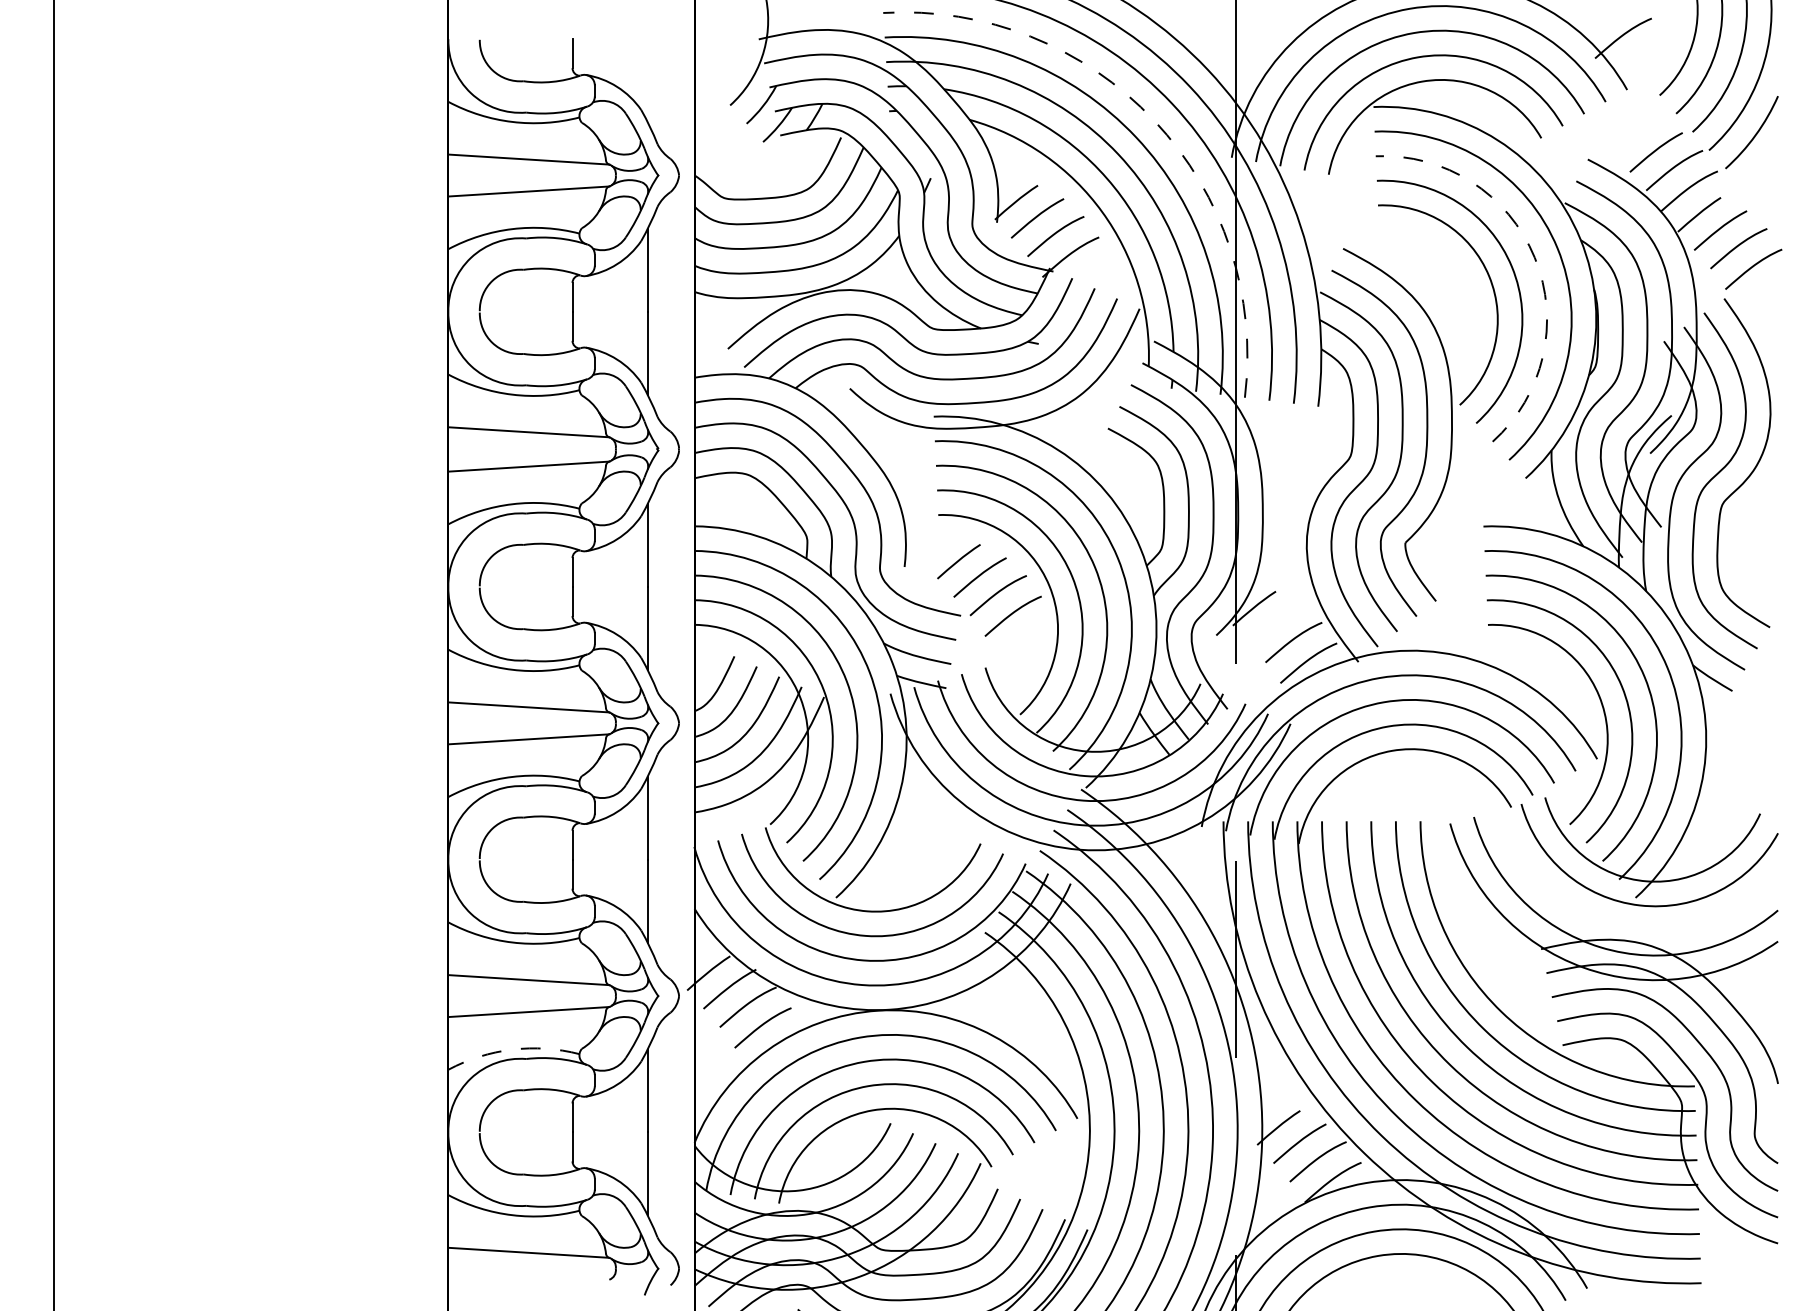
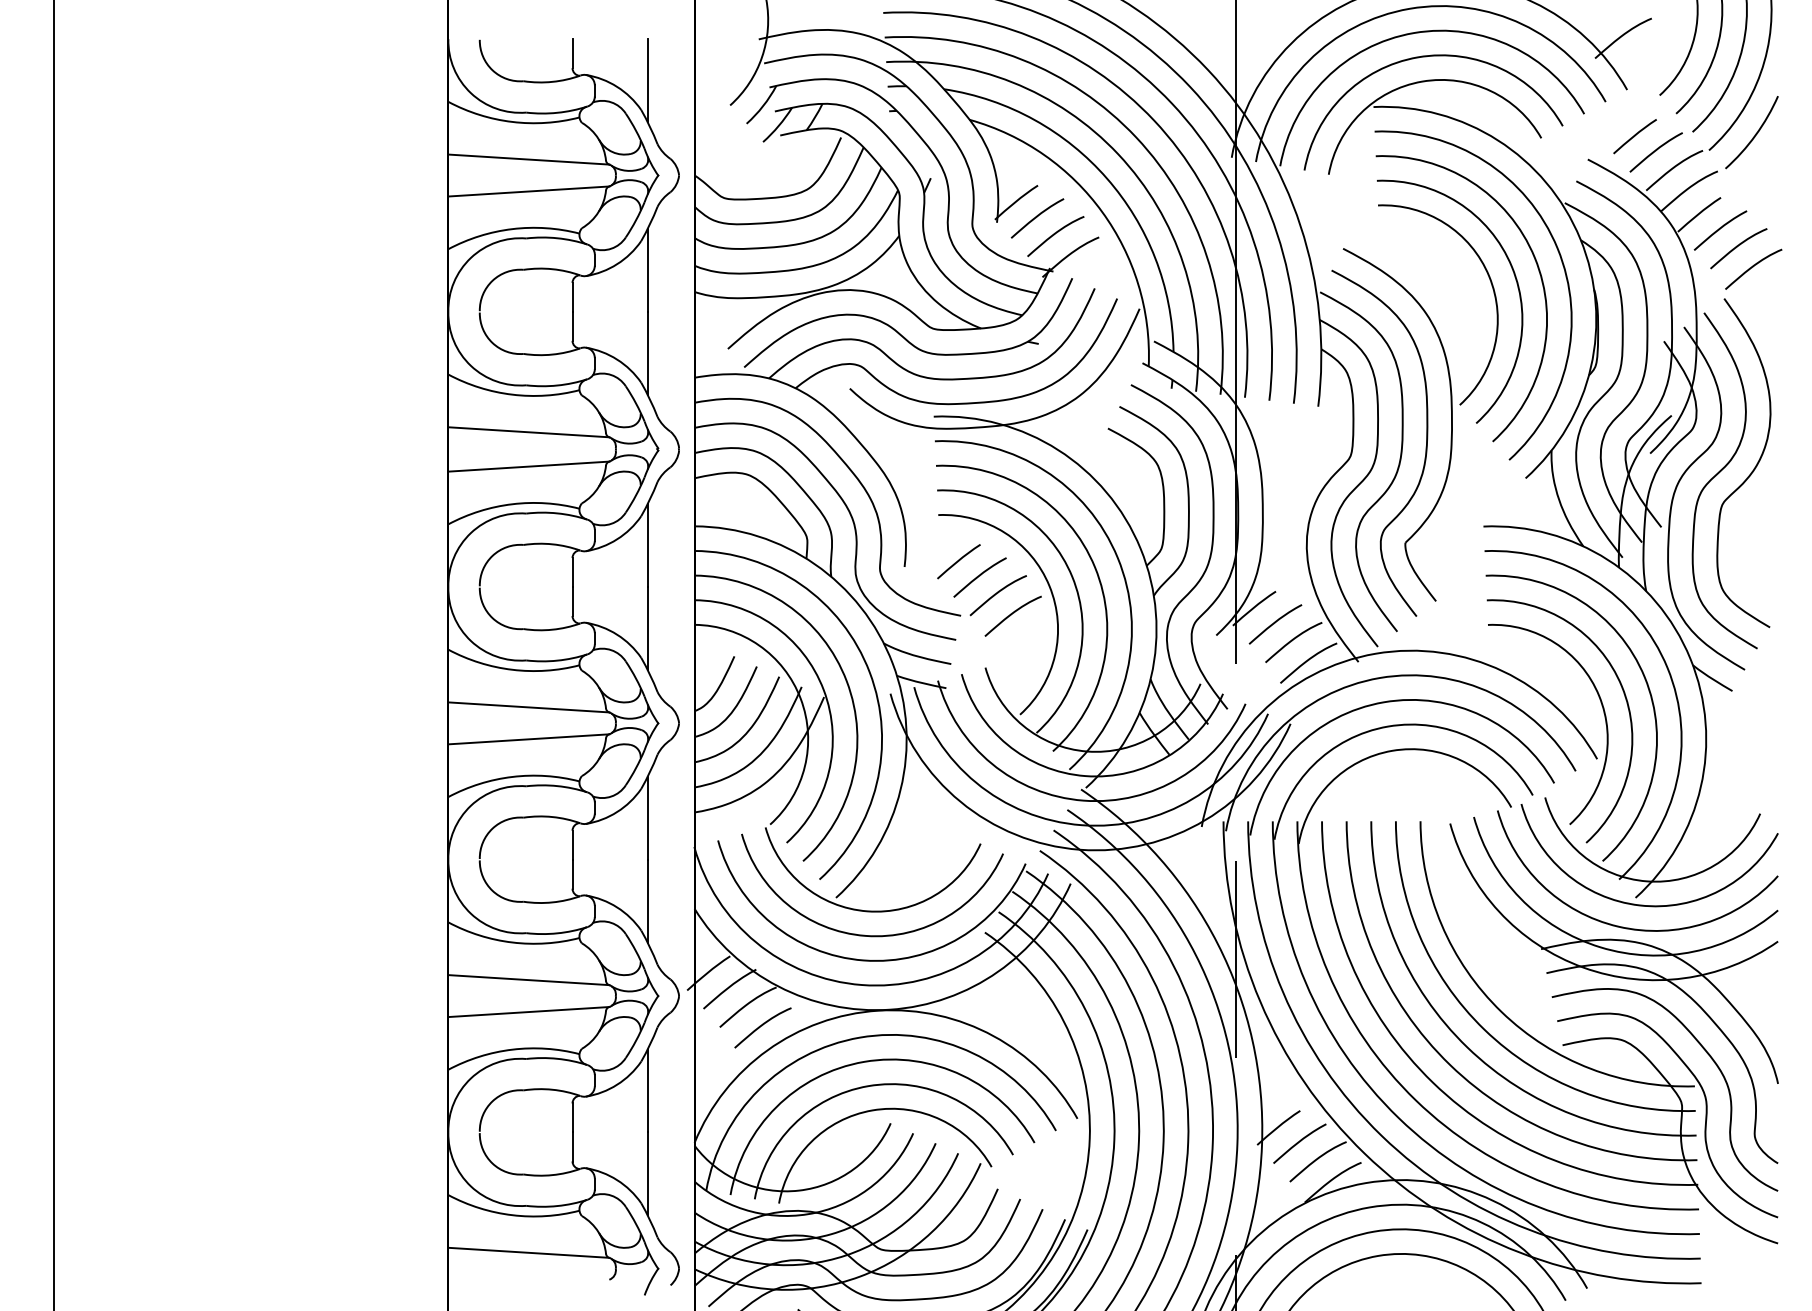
line: none -> present (647, 80)
arc: dashed -> solid (1154, 120)
line: none -> present (1634, 136)
arc: dashed -> solid (1534, 257)
curve: none -> present (1275, 623)
arc: none -> present (1629, 927)
arc: dashed -> solid (512, 1049)
